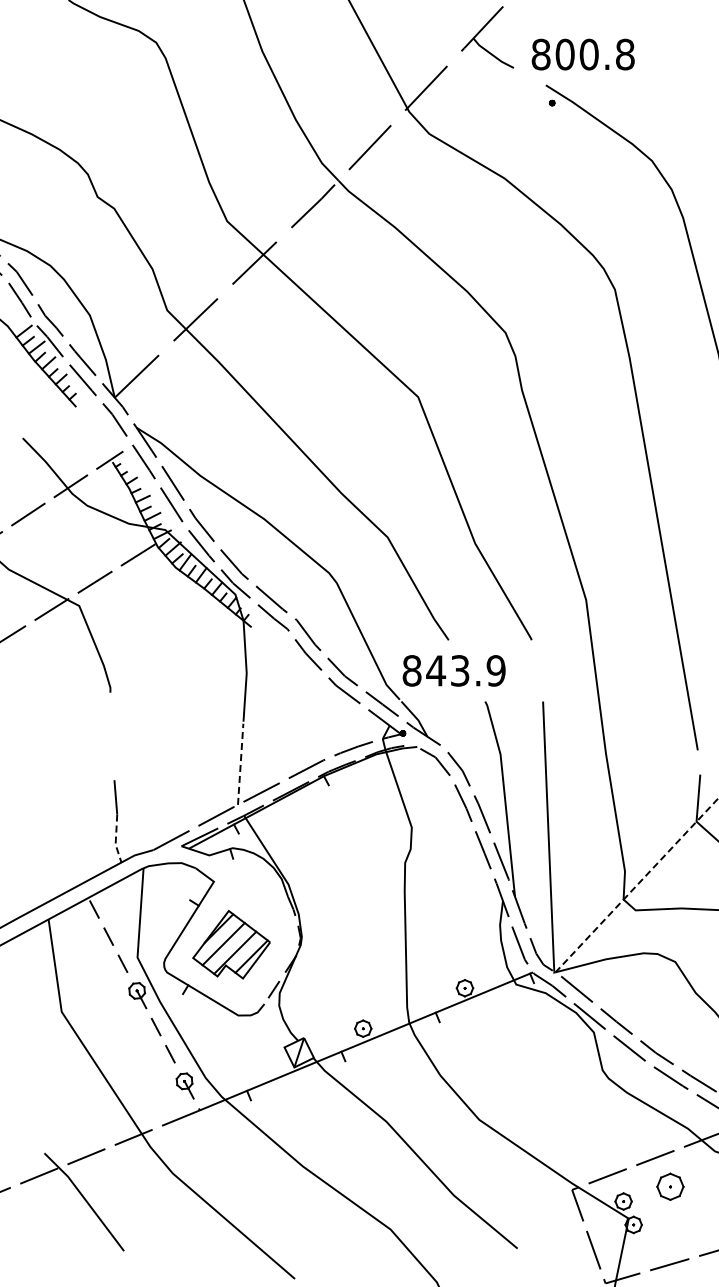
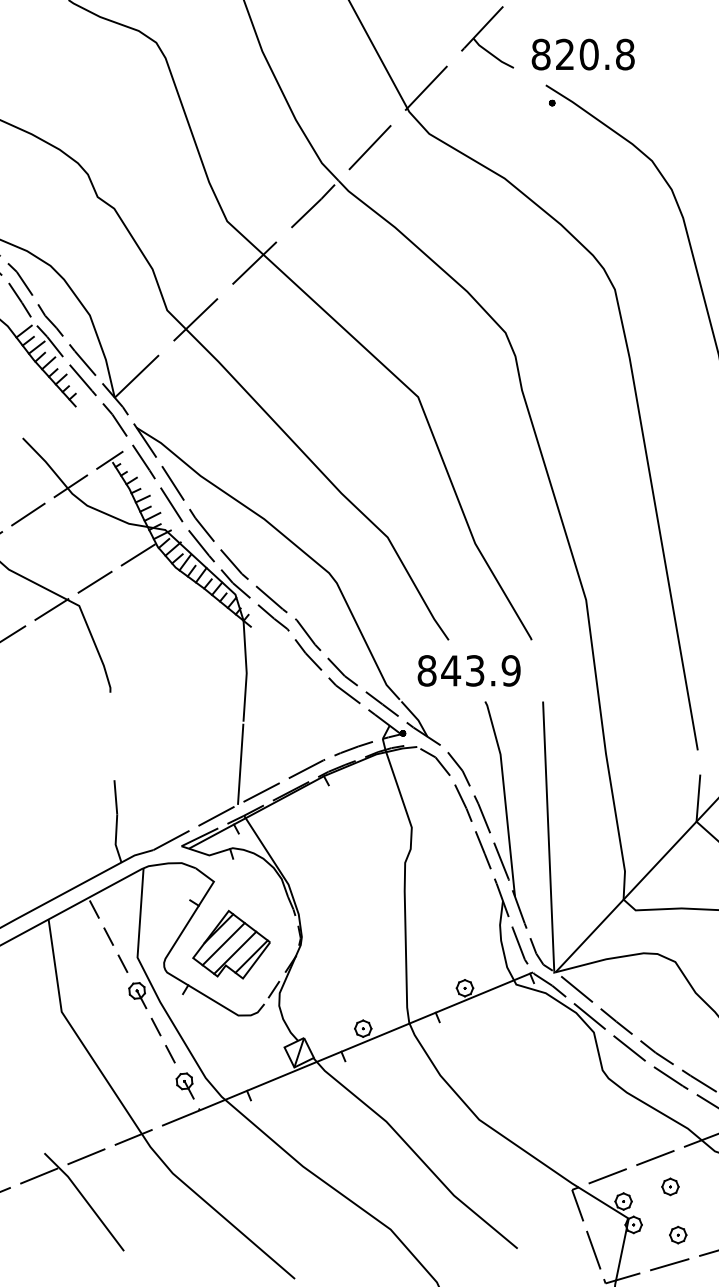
text: 800.8 -> 820.8 (564, 54)
text position: (453, 670) -> (468, 670) (468, 670)
line: dashed -> solid (240, 764)
line: dashed -> solid (115, 838)
line: dashed -> solid (637, 884)
part size: 29x29 px -> 19x20 px (670, 1186)
part: none -> present (678, 1234)
